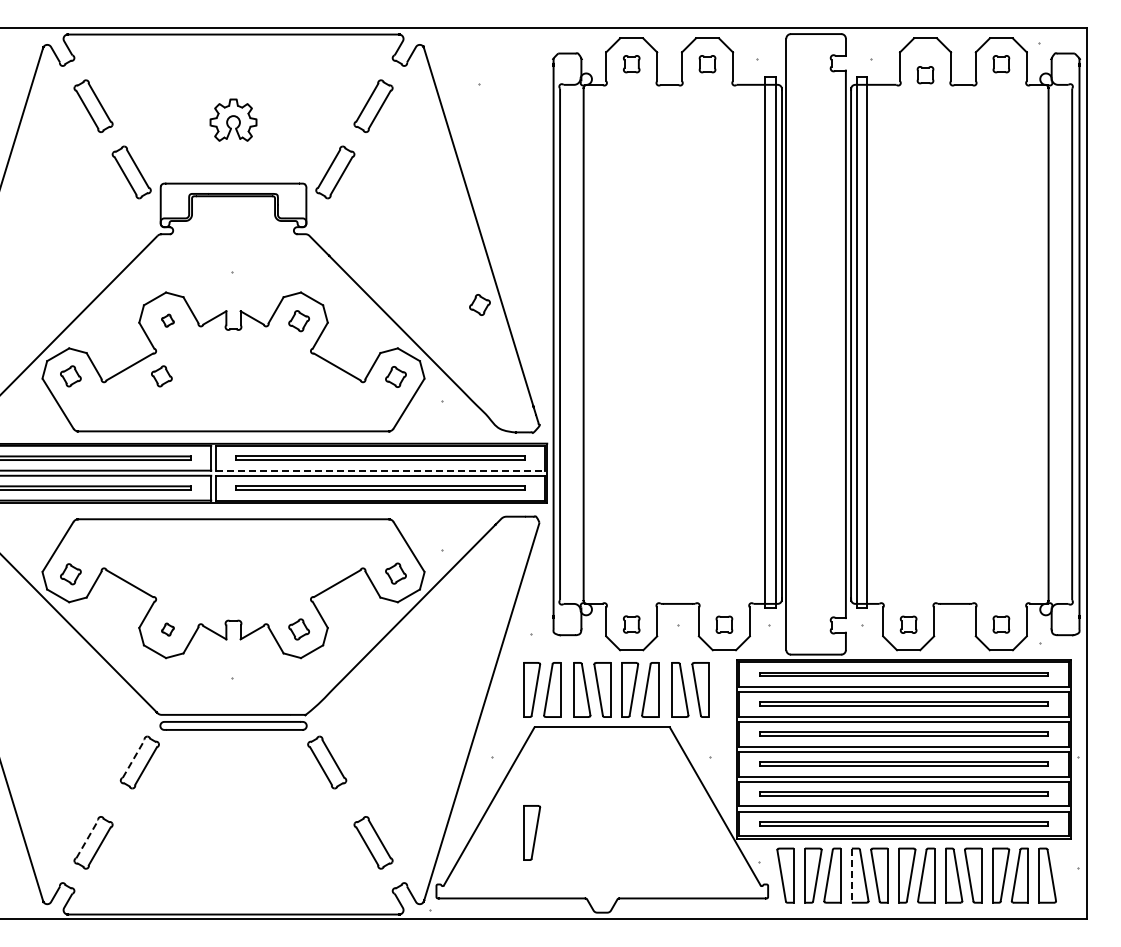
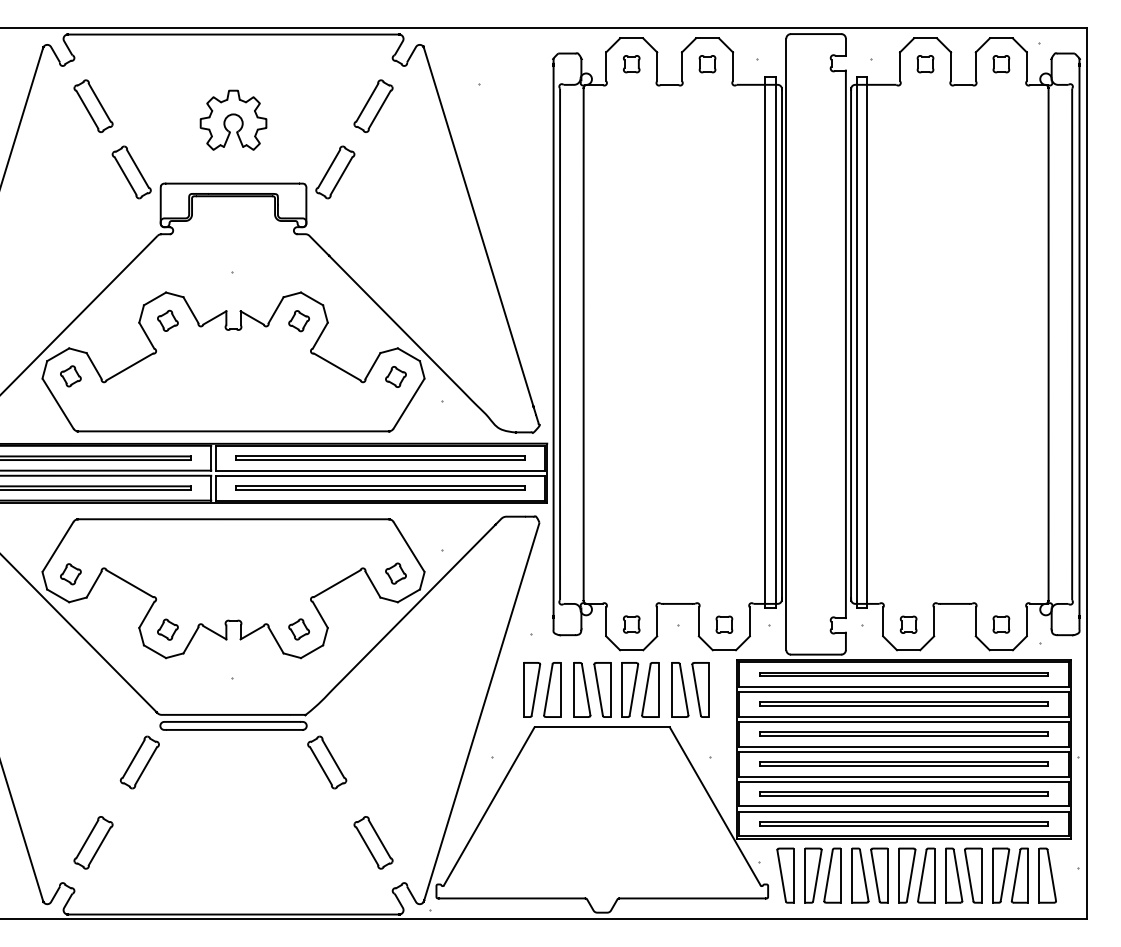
part position: (925, 75) -> (925, 64) (925, 64)
part size: 49x44 px -> 69x62 px (233, 119)
part: present -> none (479, 304)
part size: 14x15 px -> 22x23 px (167, 320)
part: present -> none (161, 376)
line: dashed -> solid (380, 470)
part size: 14x15 px -> 22x23 px (167, 629)
line: dashed -> solid (133, 758)
part: present -> none (532, 832)
line: dashed -> solid (87, 839)
line: dashed -> solid (851, 876)
